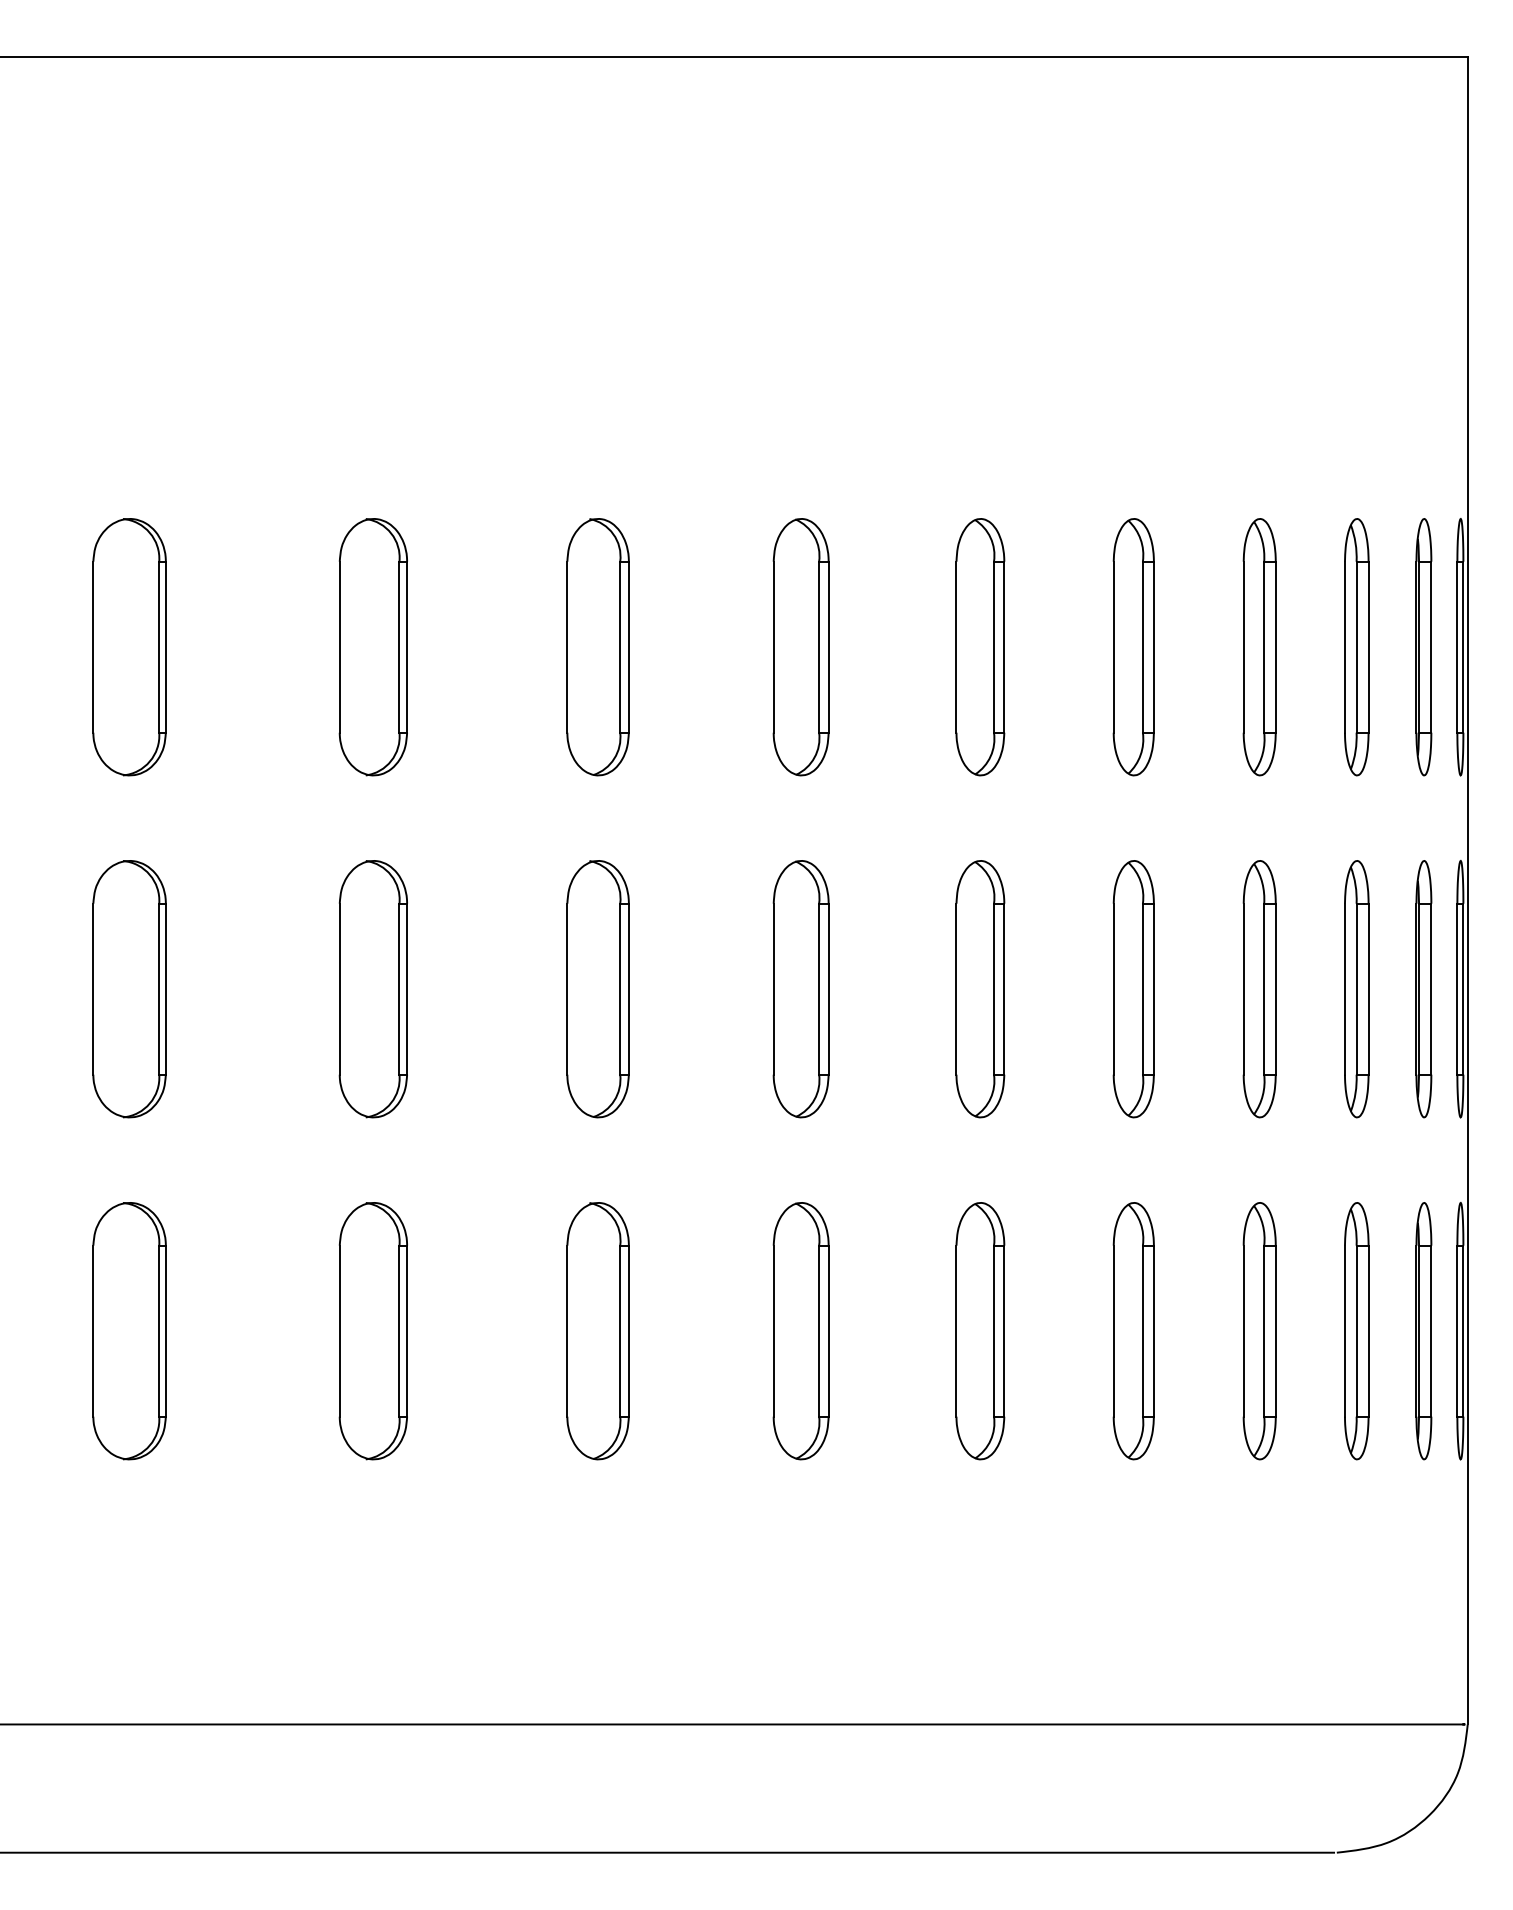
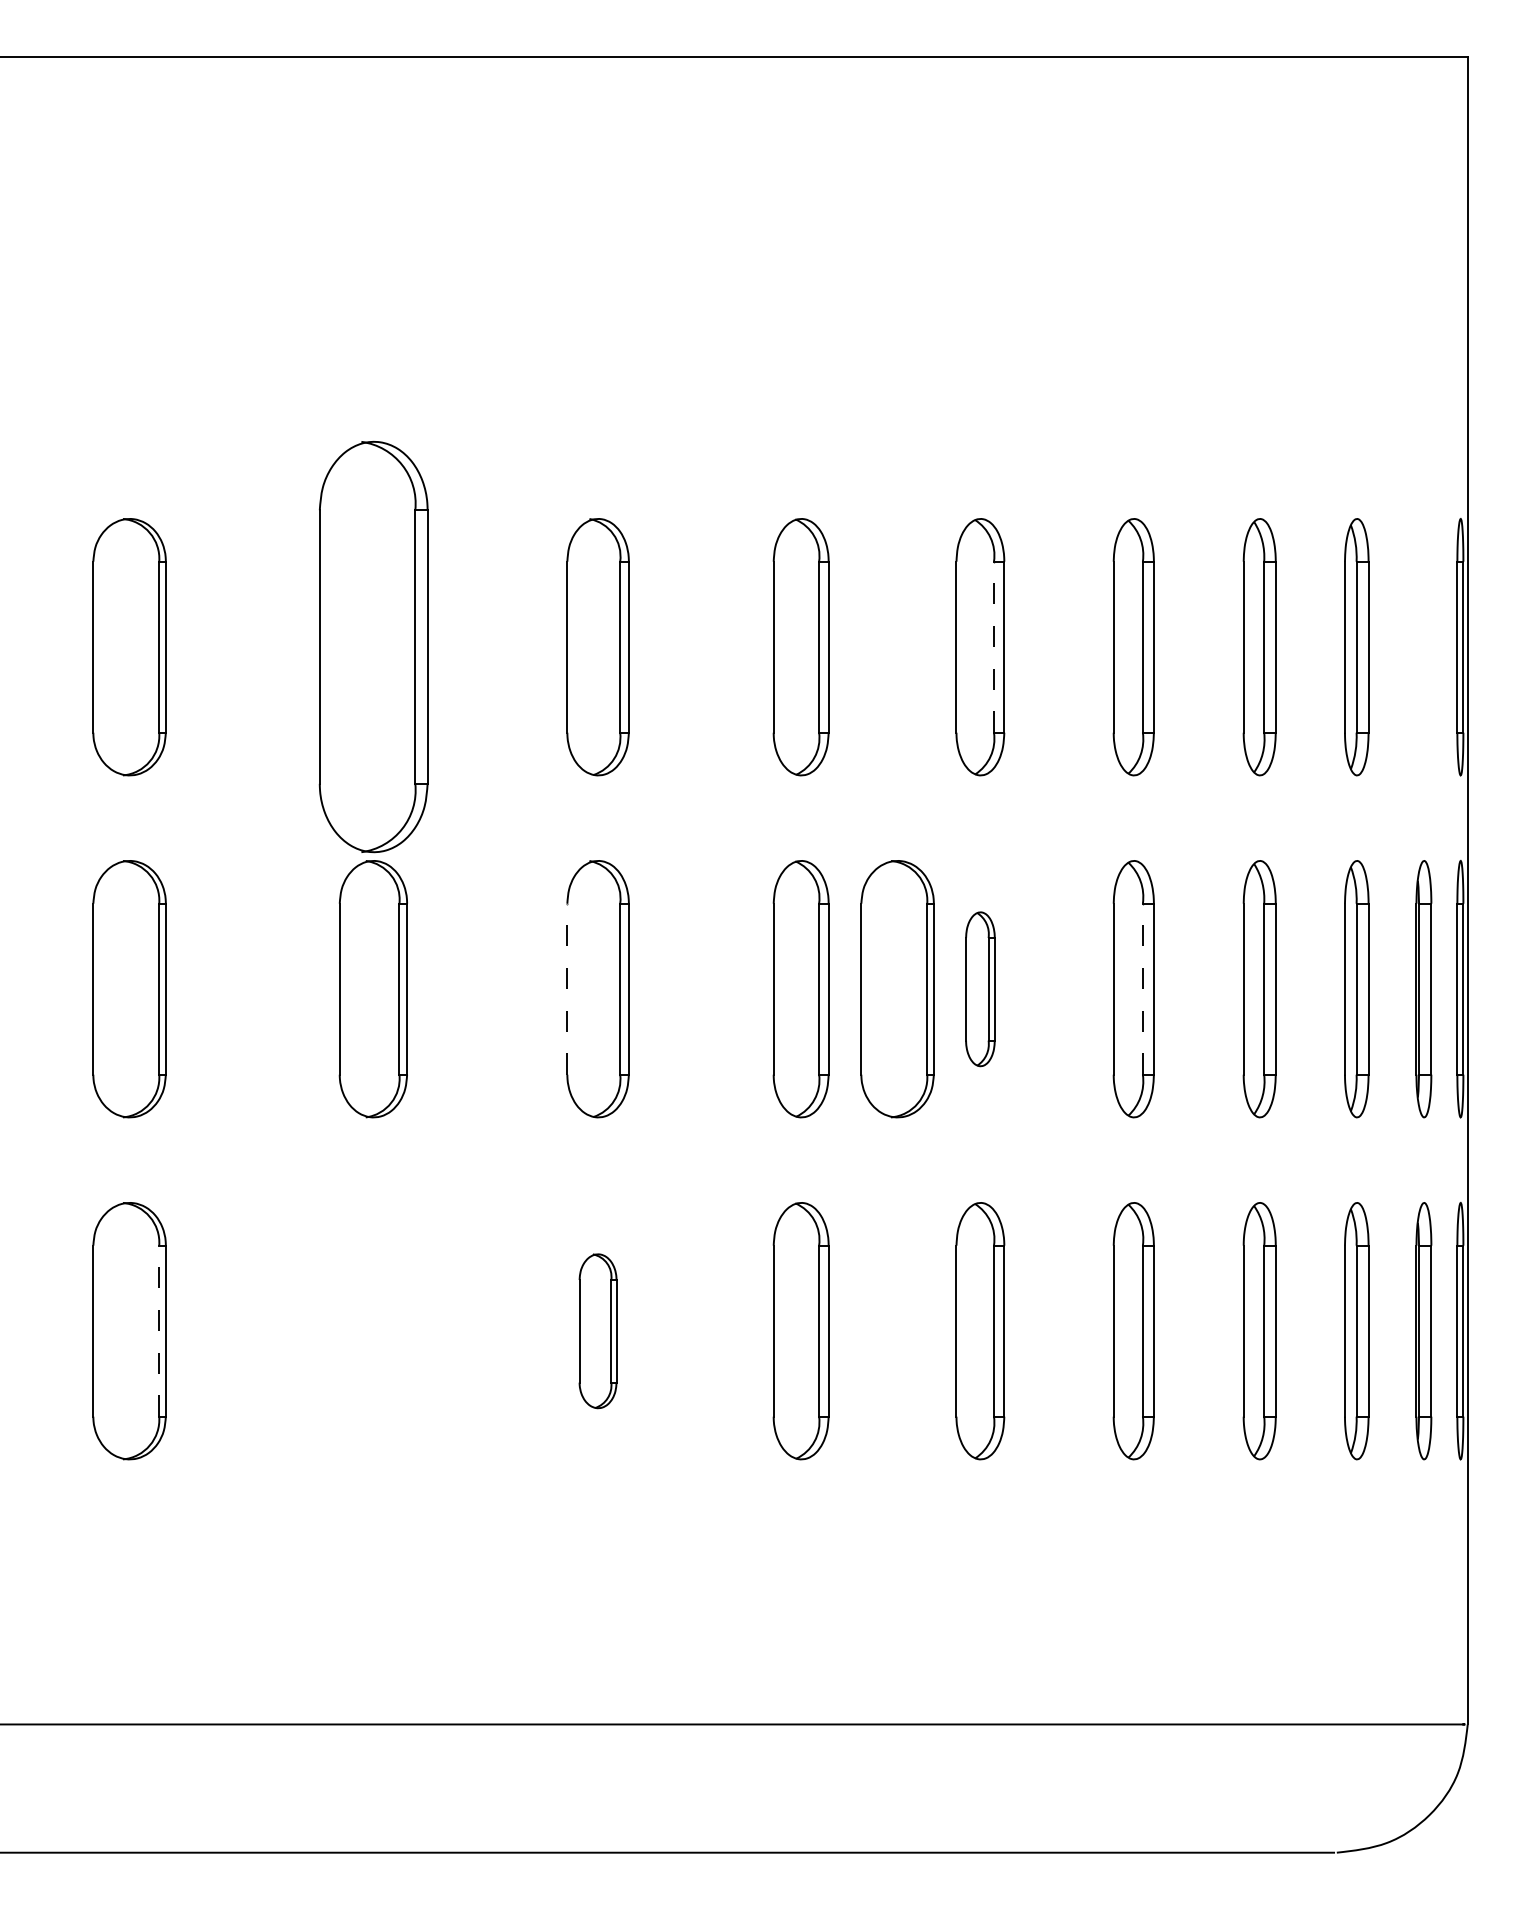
line: solid -> dashed (993, 646)
part size: 70x259 px -> 111x414 px (373, 646)
part: present -> none (1423, 647)
line: solid -> dashed (567, 988)
line: solid -> dashed (1142, 988)
part: none -> present (897, 989)
part size: 51x259 px -> 31x157 px (980, 989)
line: solid -> dashed (159, 1330)
part: present -> none (372, 1331)
part size: 64x259 px -> 40x157 px (597, 1331)
